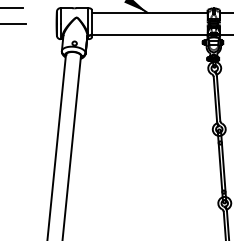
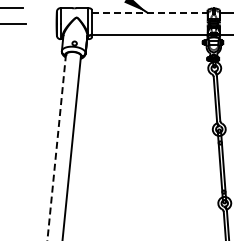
line: solid -> dashed (149, 12)
line: solid -> dashed (56, 147)
